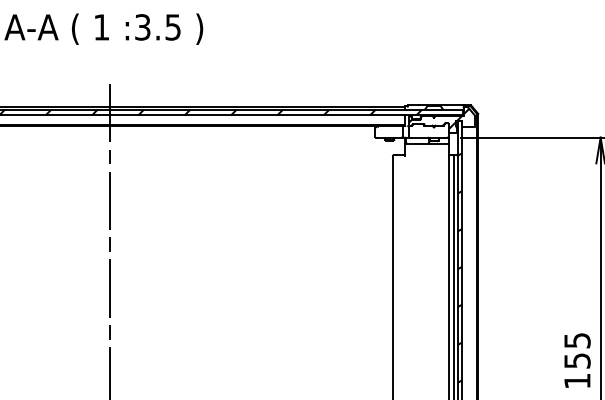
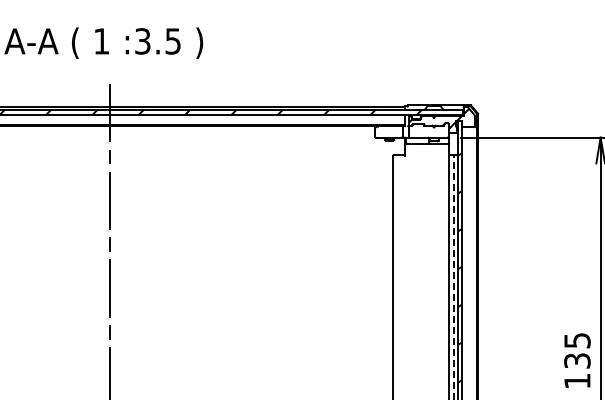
text position: (103, 28) -> (103, 42) (103, 42)
line: solid -> dashed (453, 277)
text: 155 -> 135 (576, 360)
